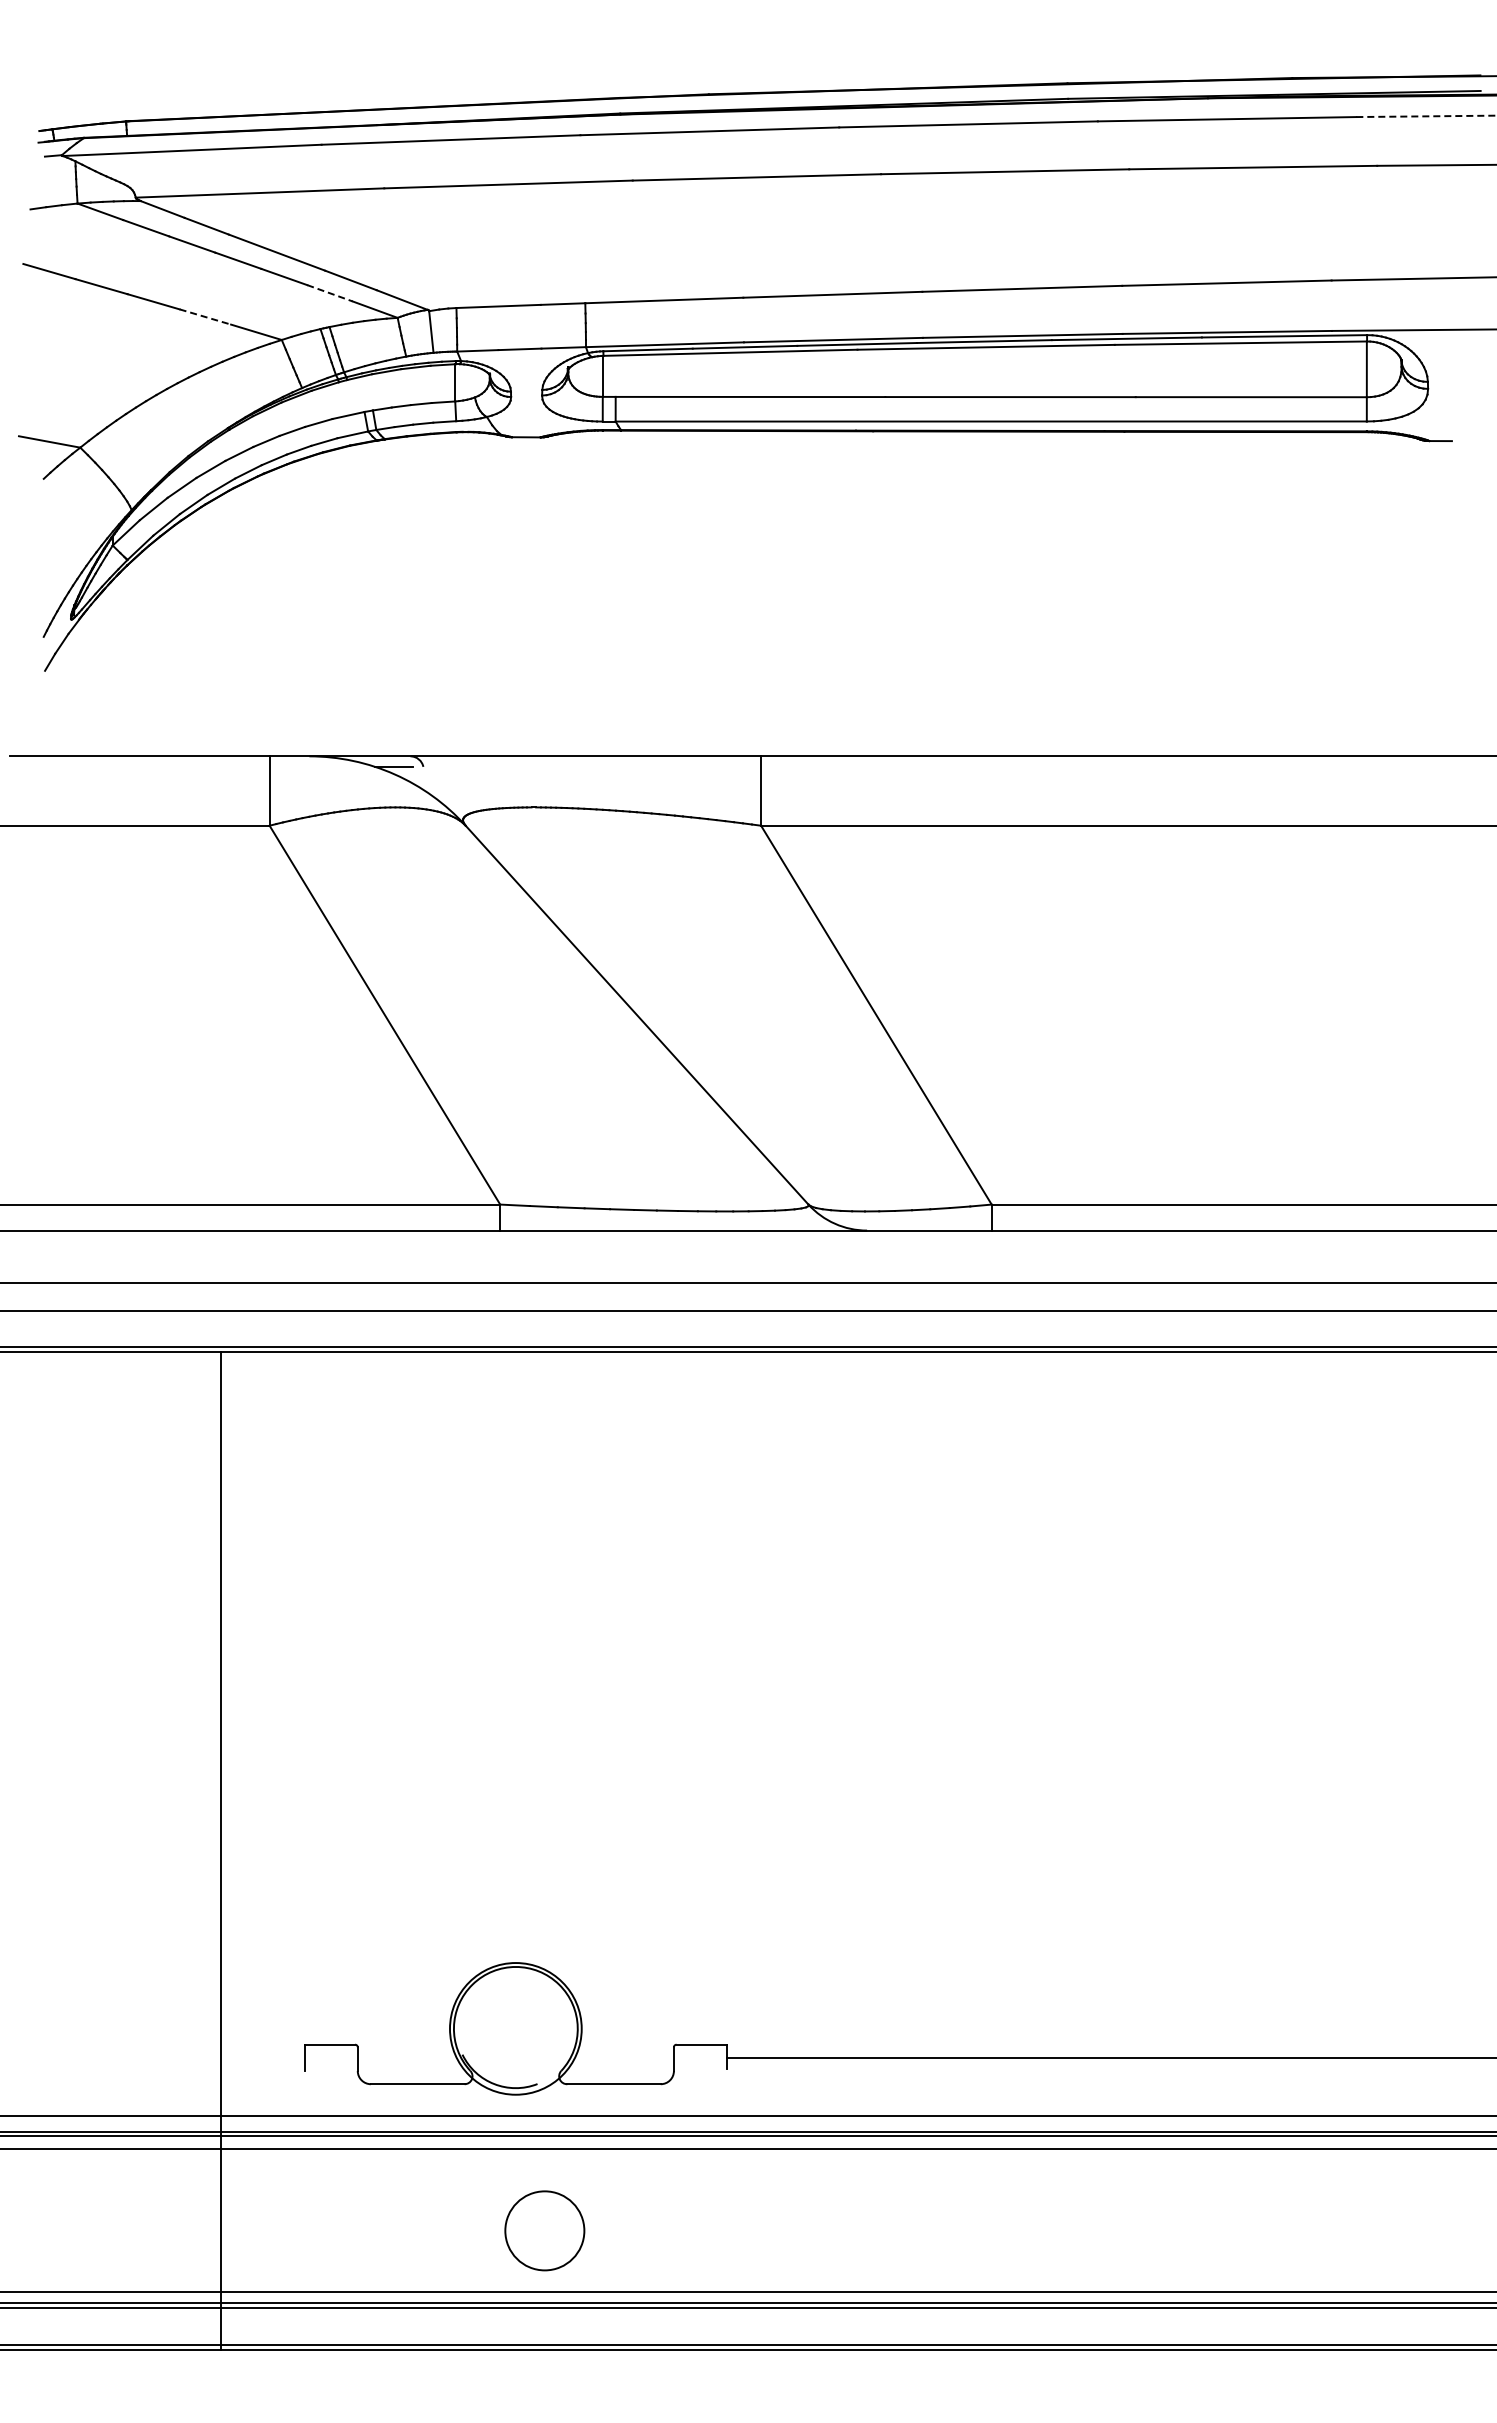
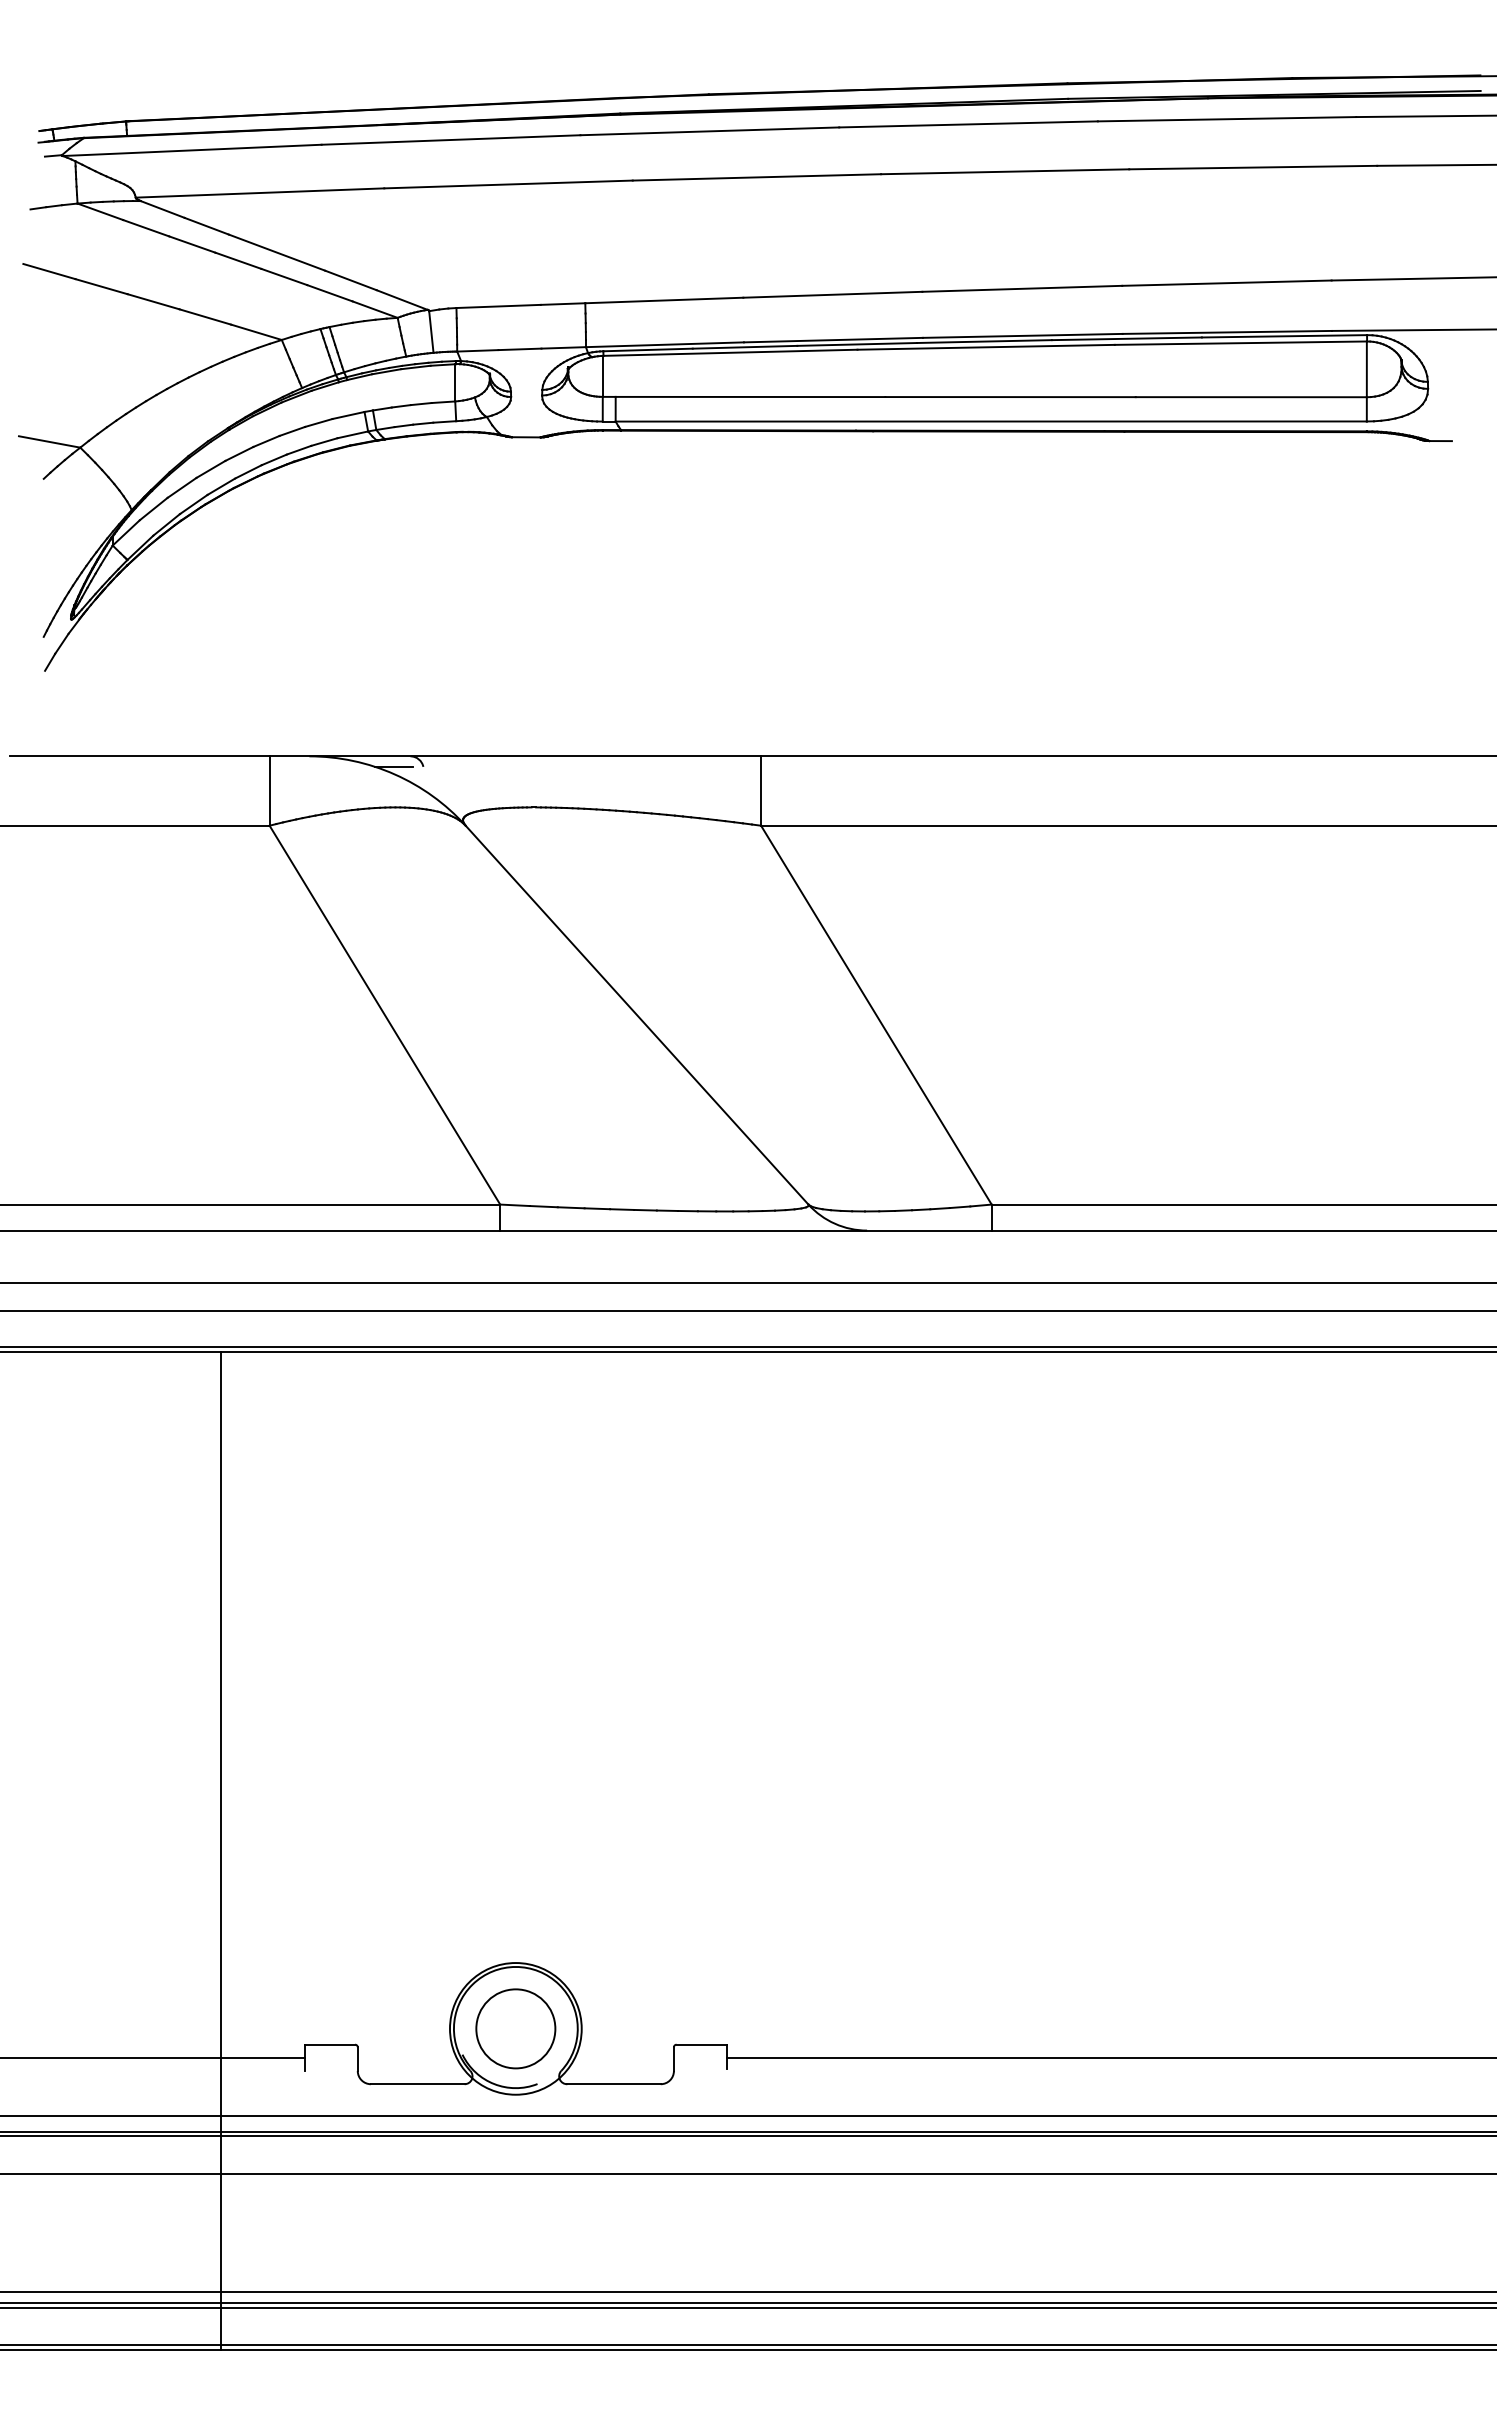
line: dashed -> solid (1427, 116)
line: dashed -> solid (330, 293)
line: dashed -> solid (205, 317)
line: none -> present (153, 2057)
line position: (747, 2148) -> (747, 2173) (747, 2173)
circle position: (544, 2230) -> (515, 2028) (515, 2028)
